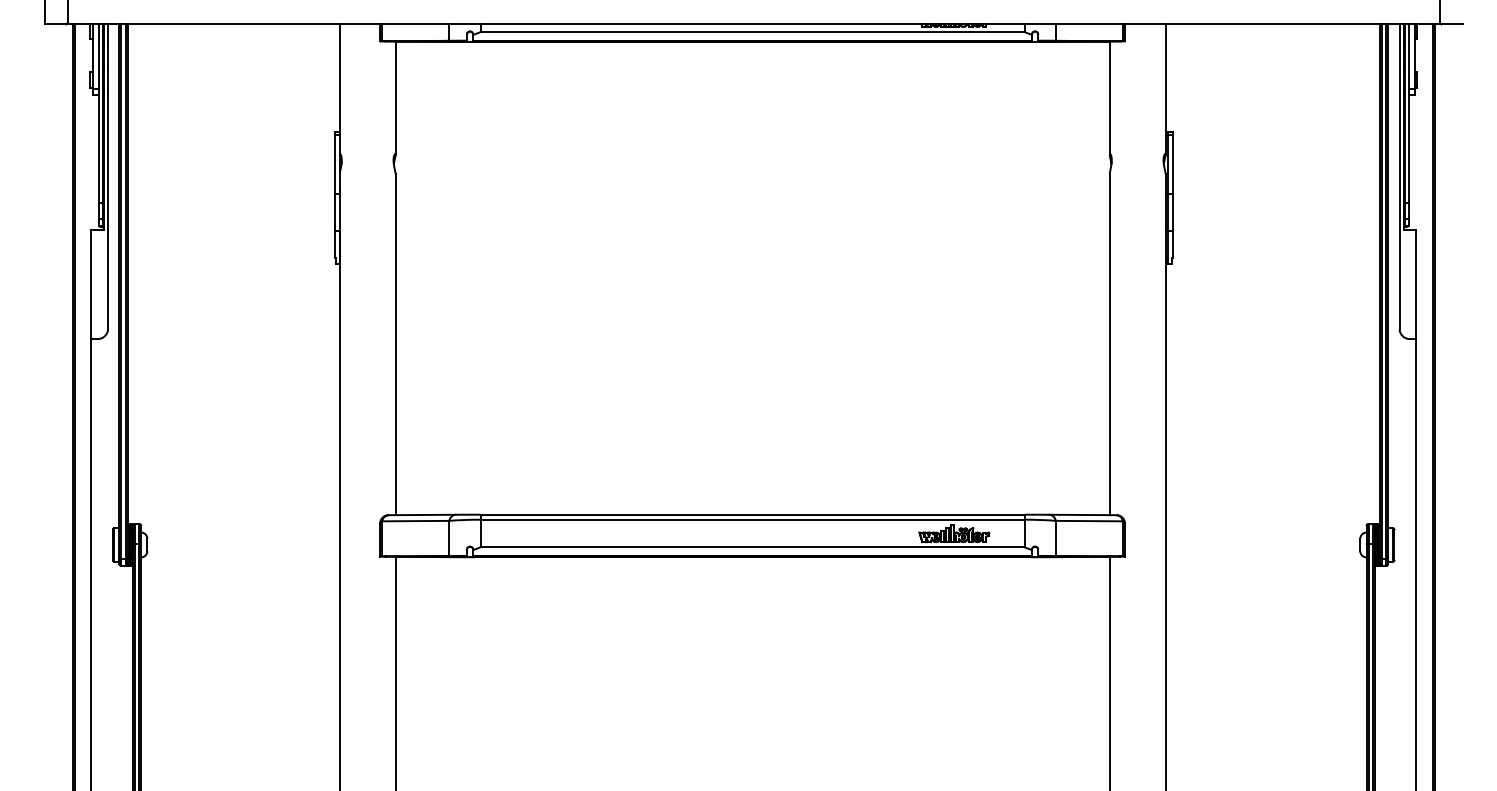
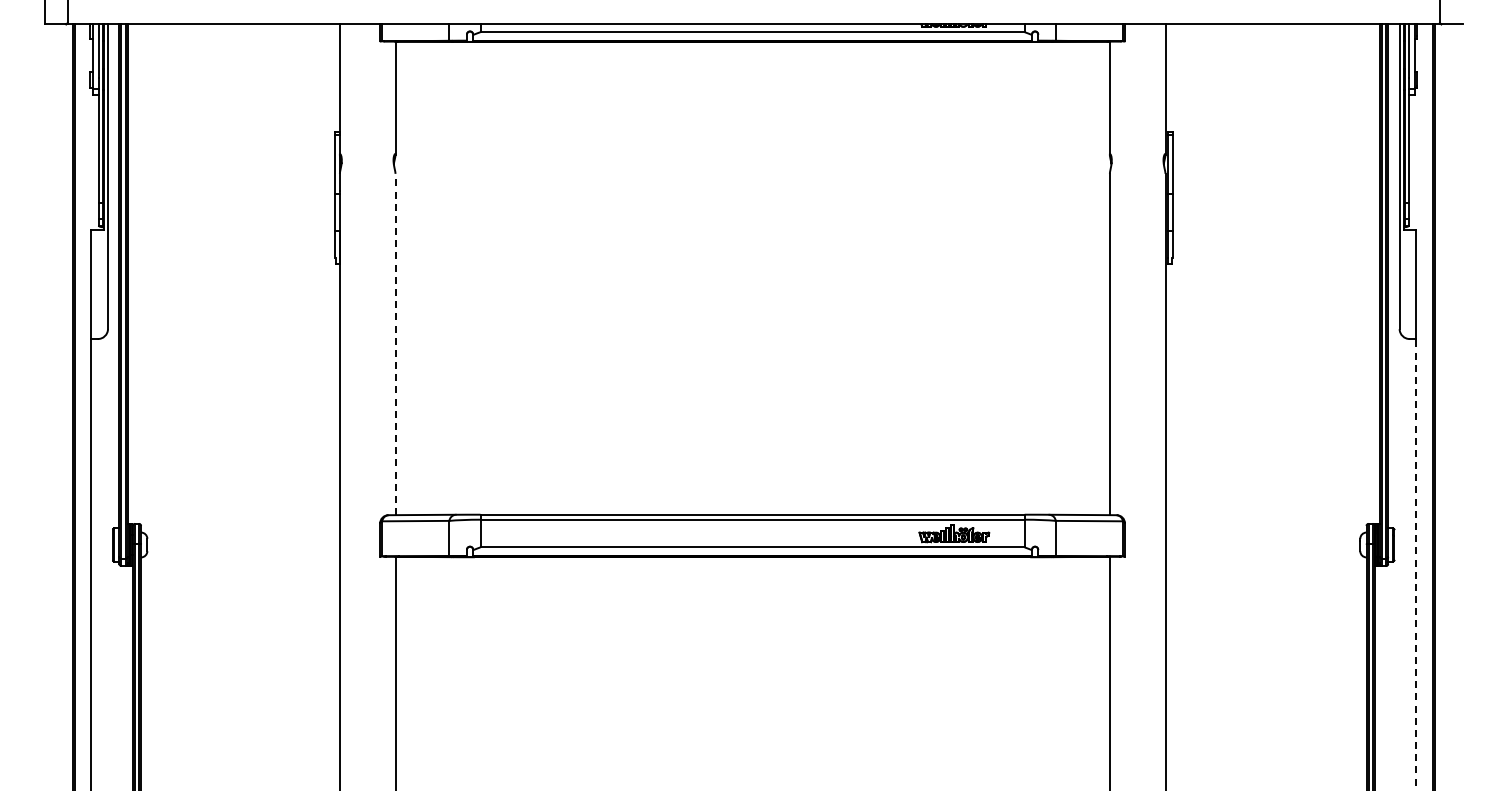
line: solid -> dashed (395, 344)
line: solid -> dashed (1416, 564)
